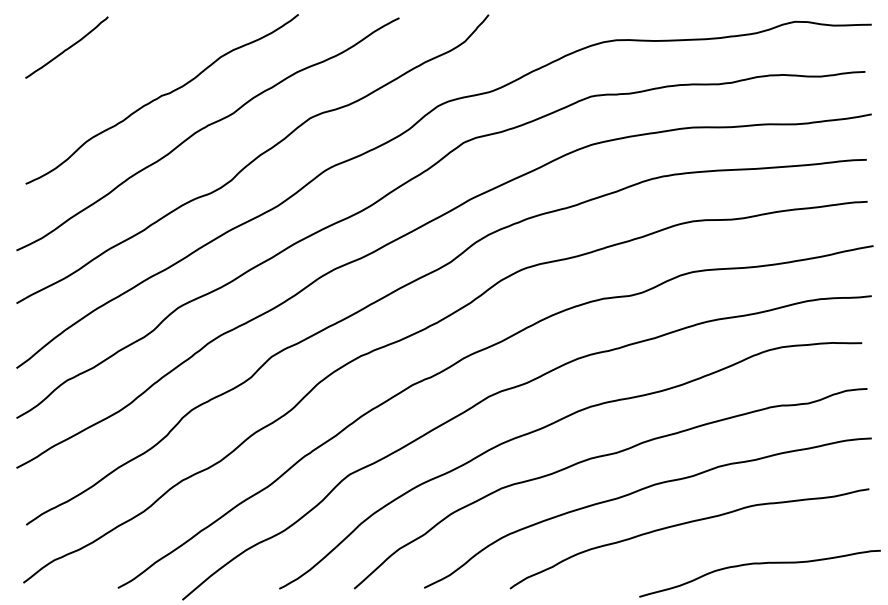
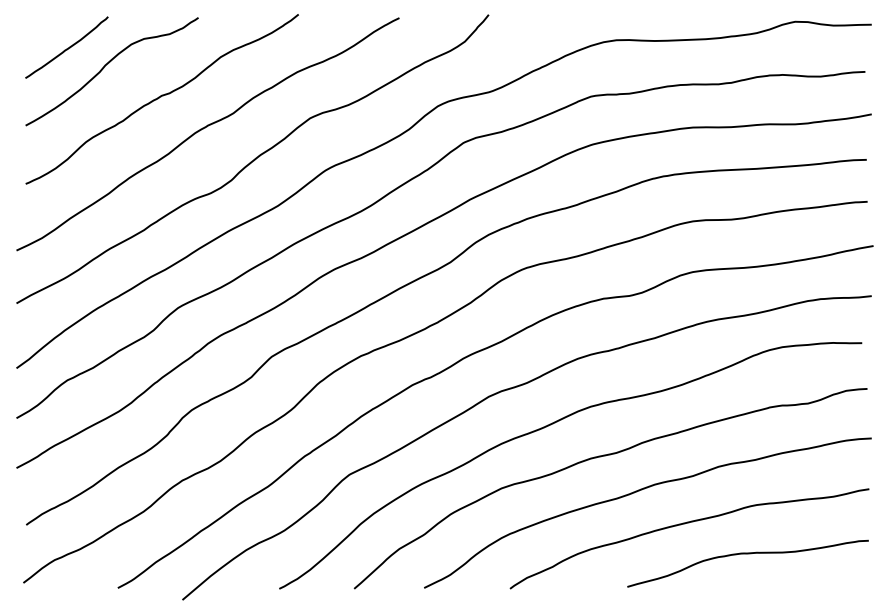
curve: none -> present (104, 68)
curve position: (759, 564) -> (747, 554) (747, 554)
